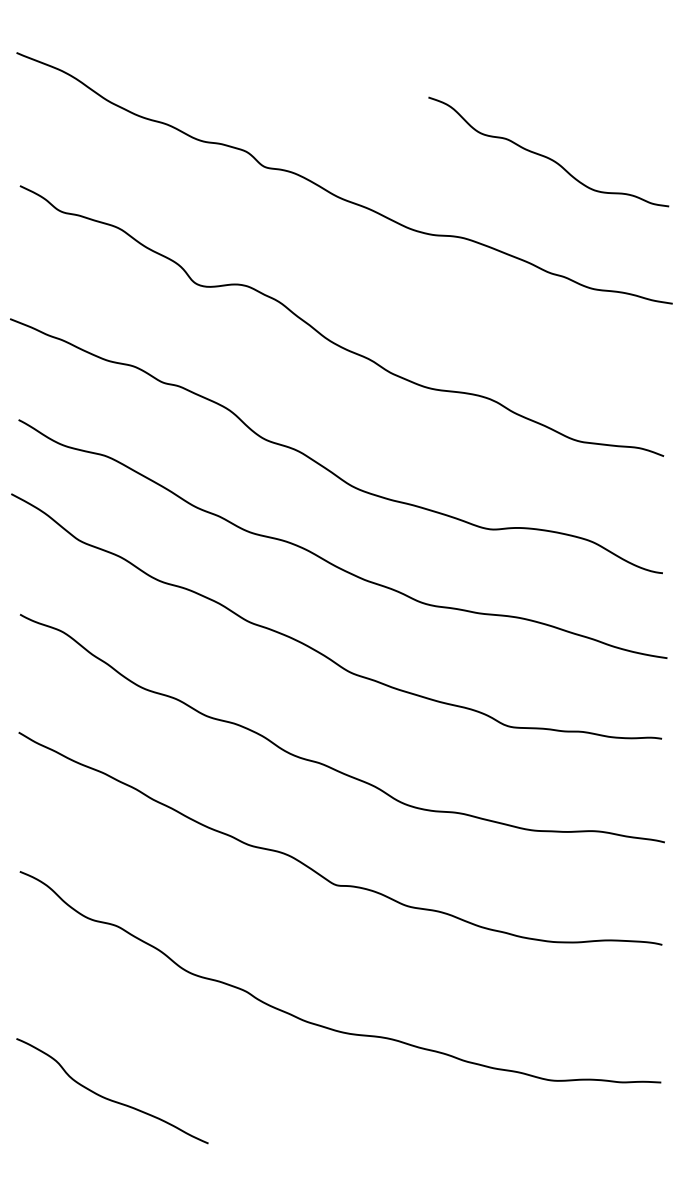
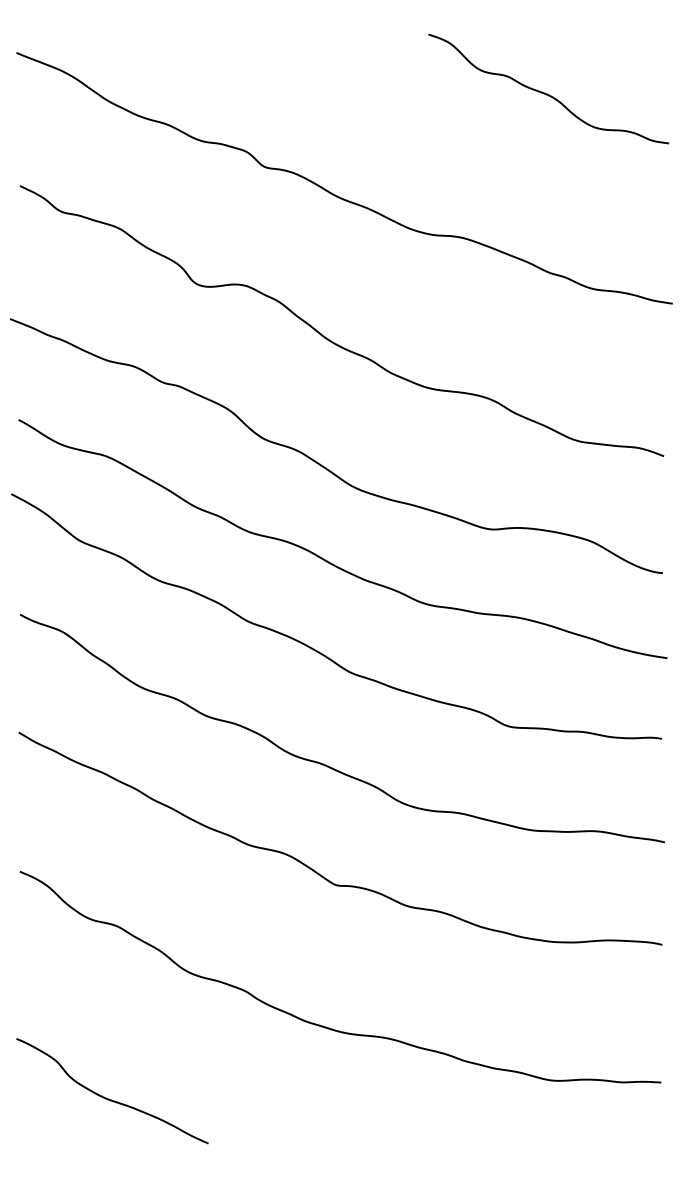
curve position: (545, 155) -> (545, 92) (545, 92)
